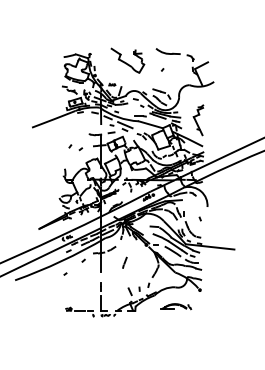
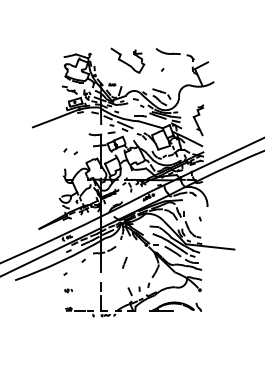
part position: (75, 147) -> (70, 151) (70, 151)
part: none -> present (68, 290)
part size: 33x8 px -> 54x11 px (175, 306)
